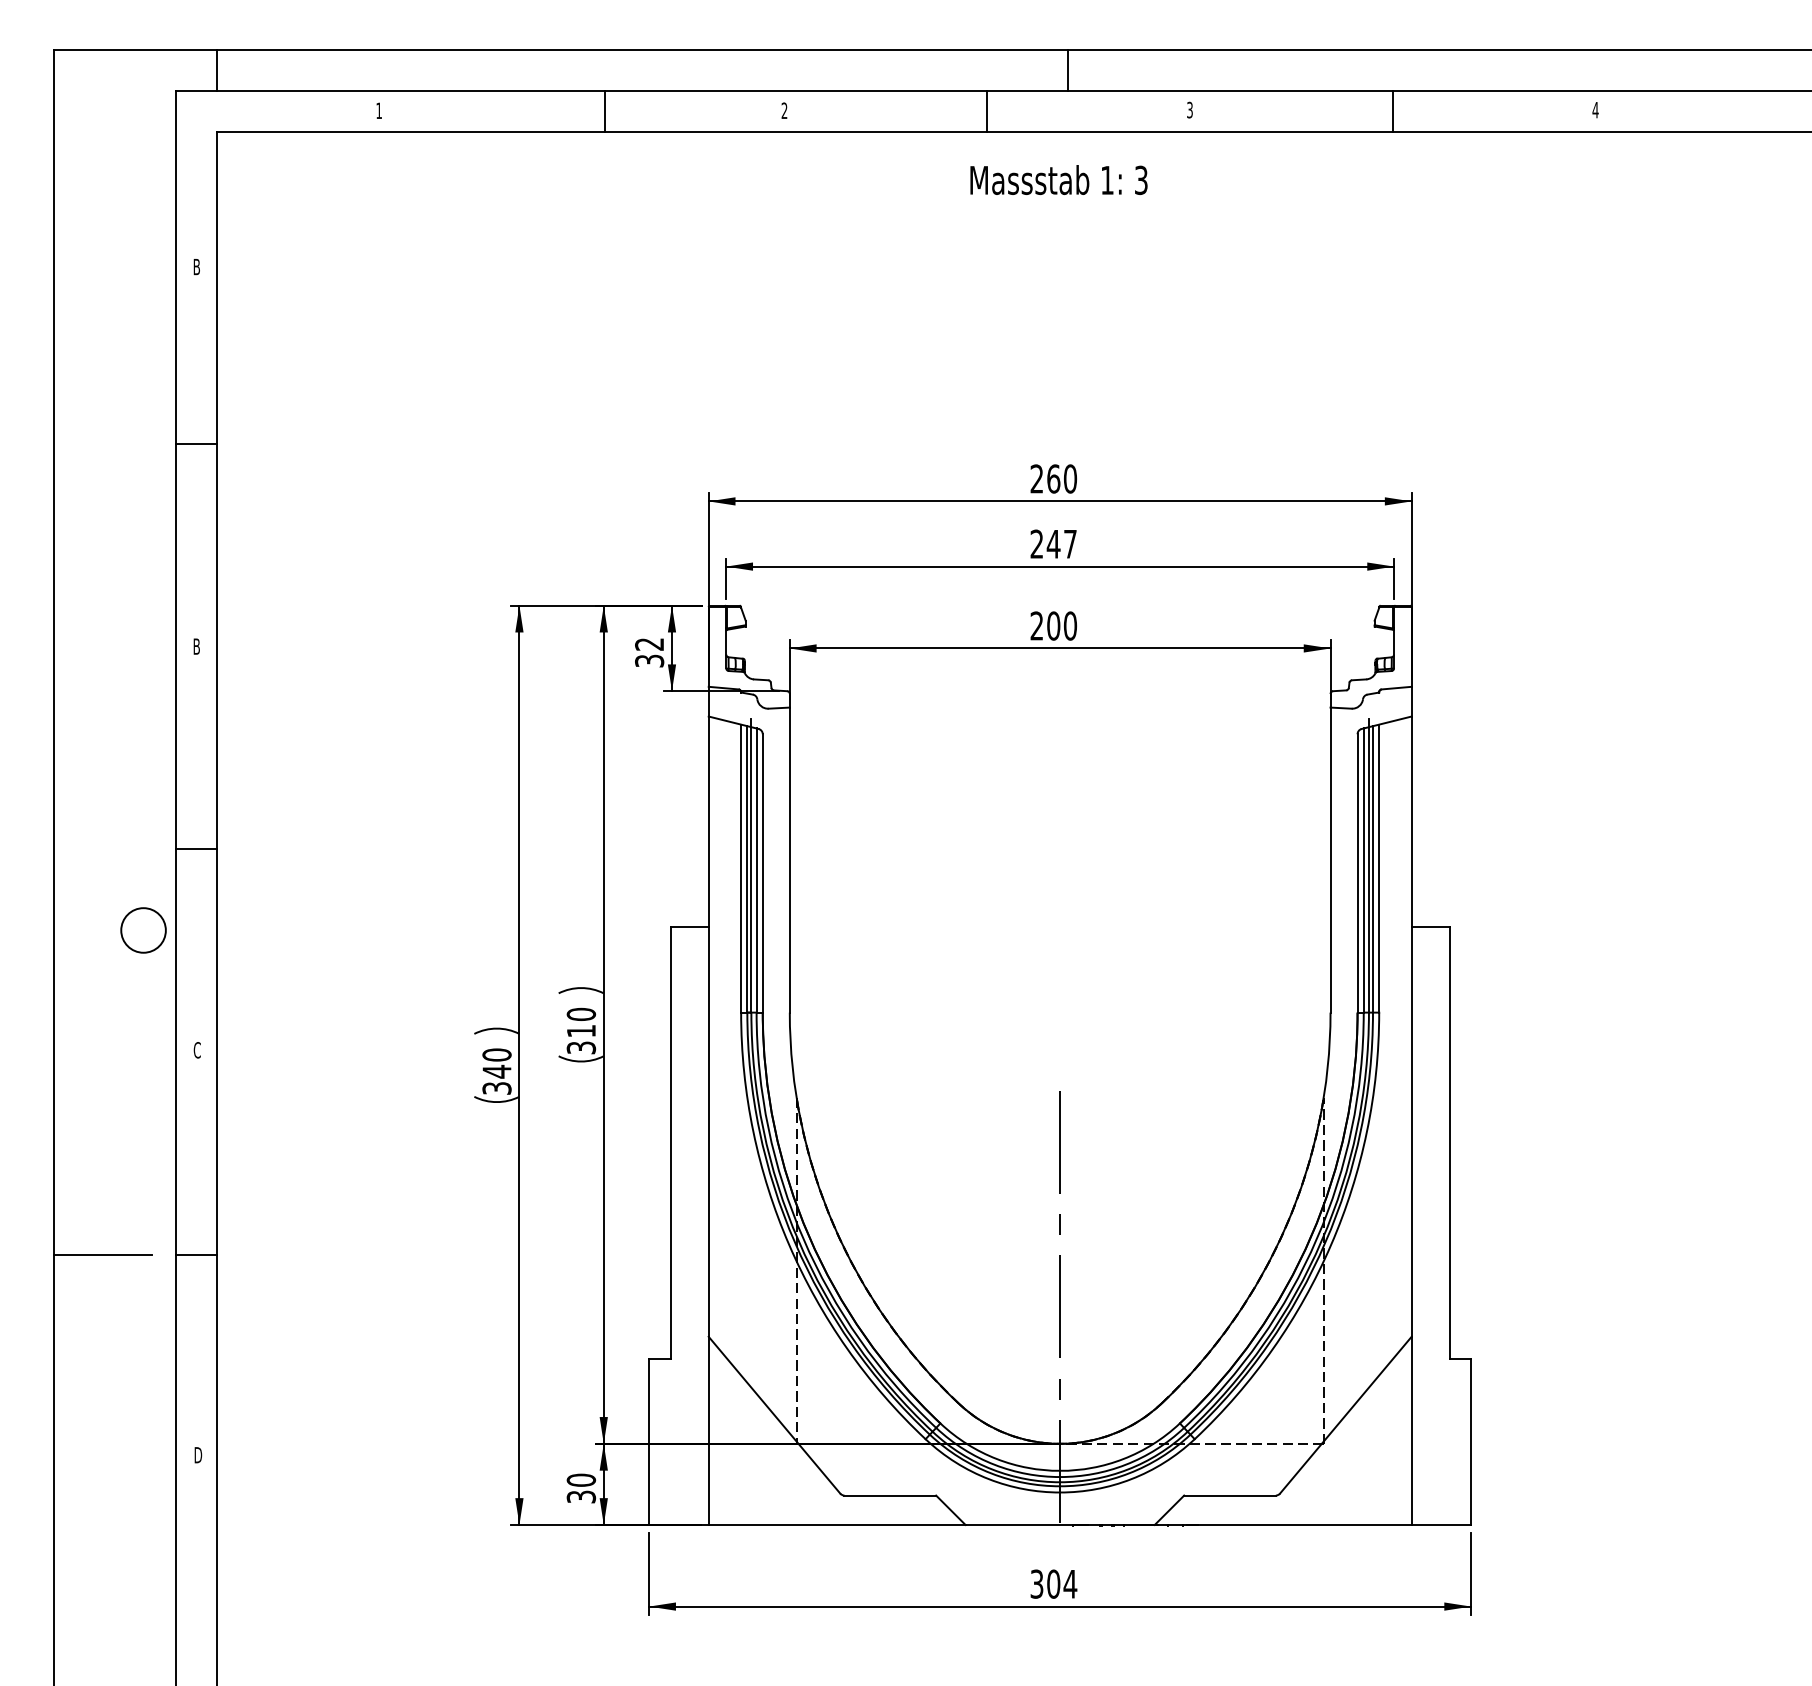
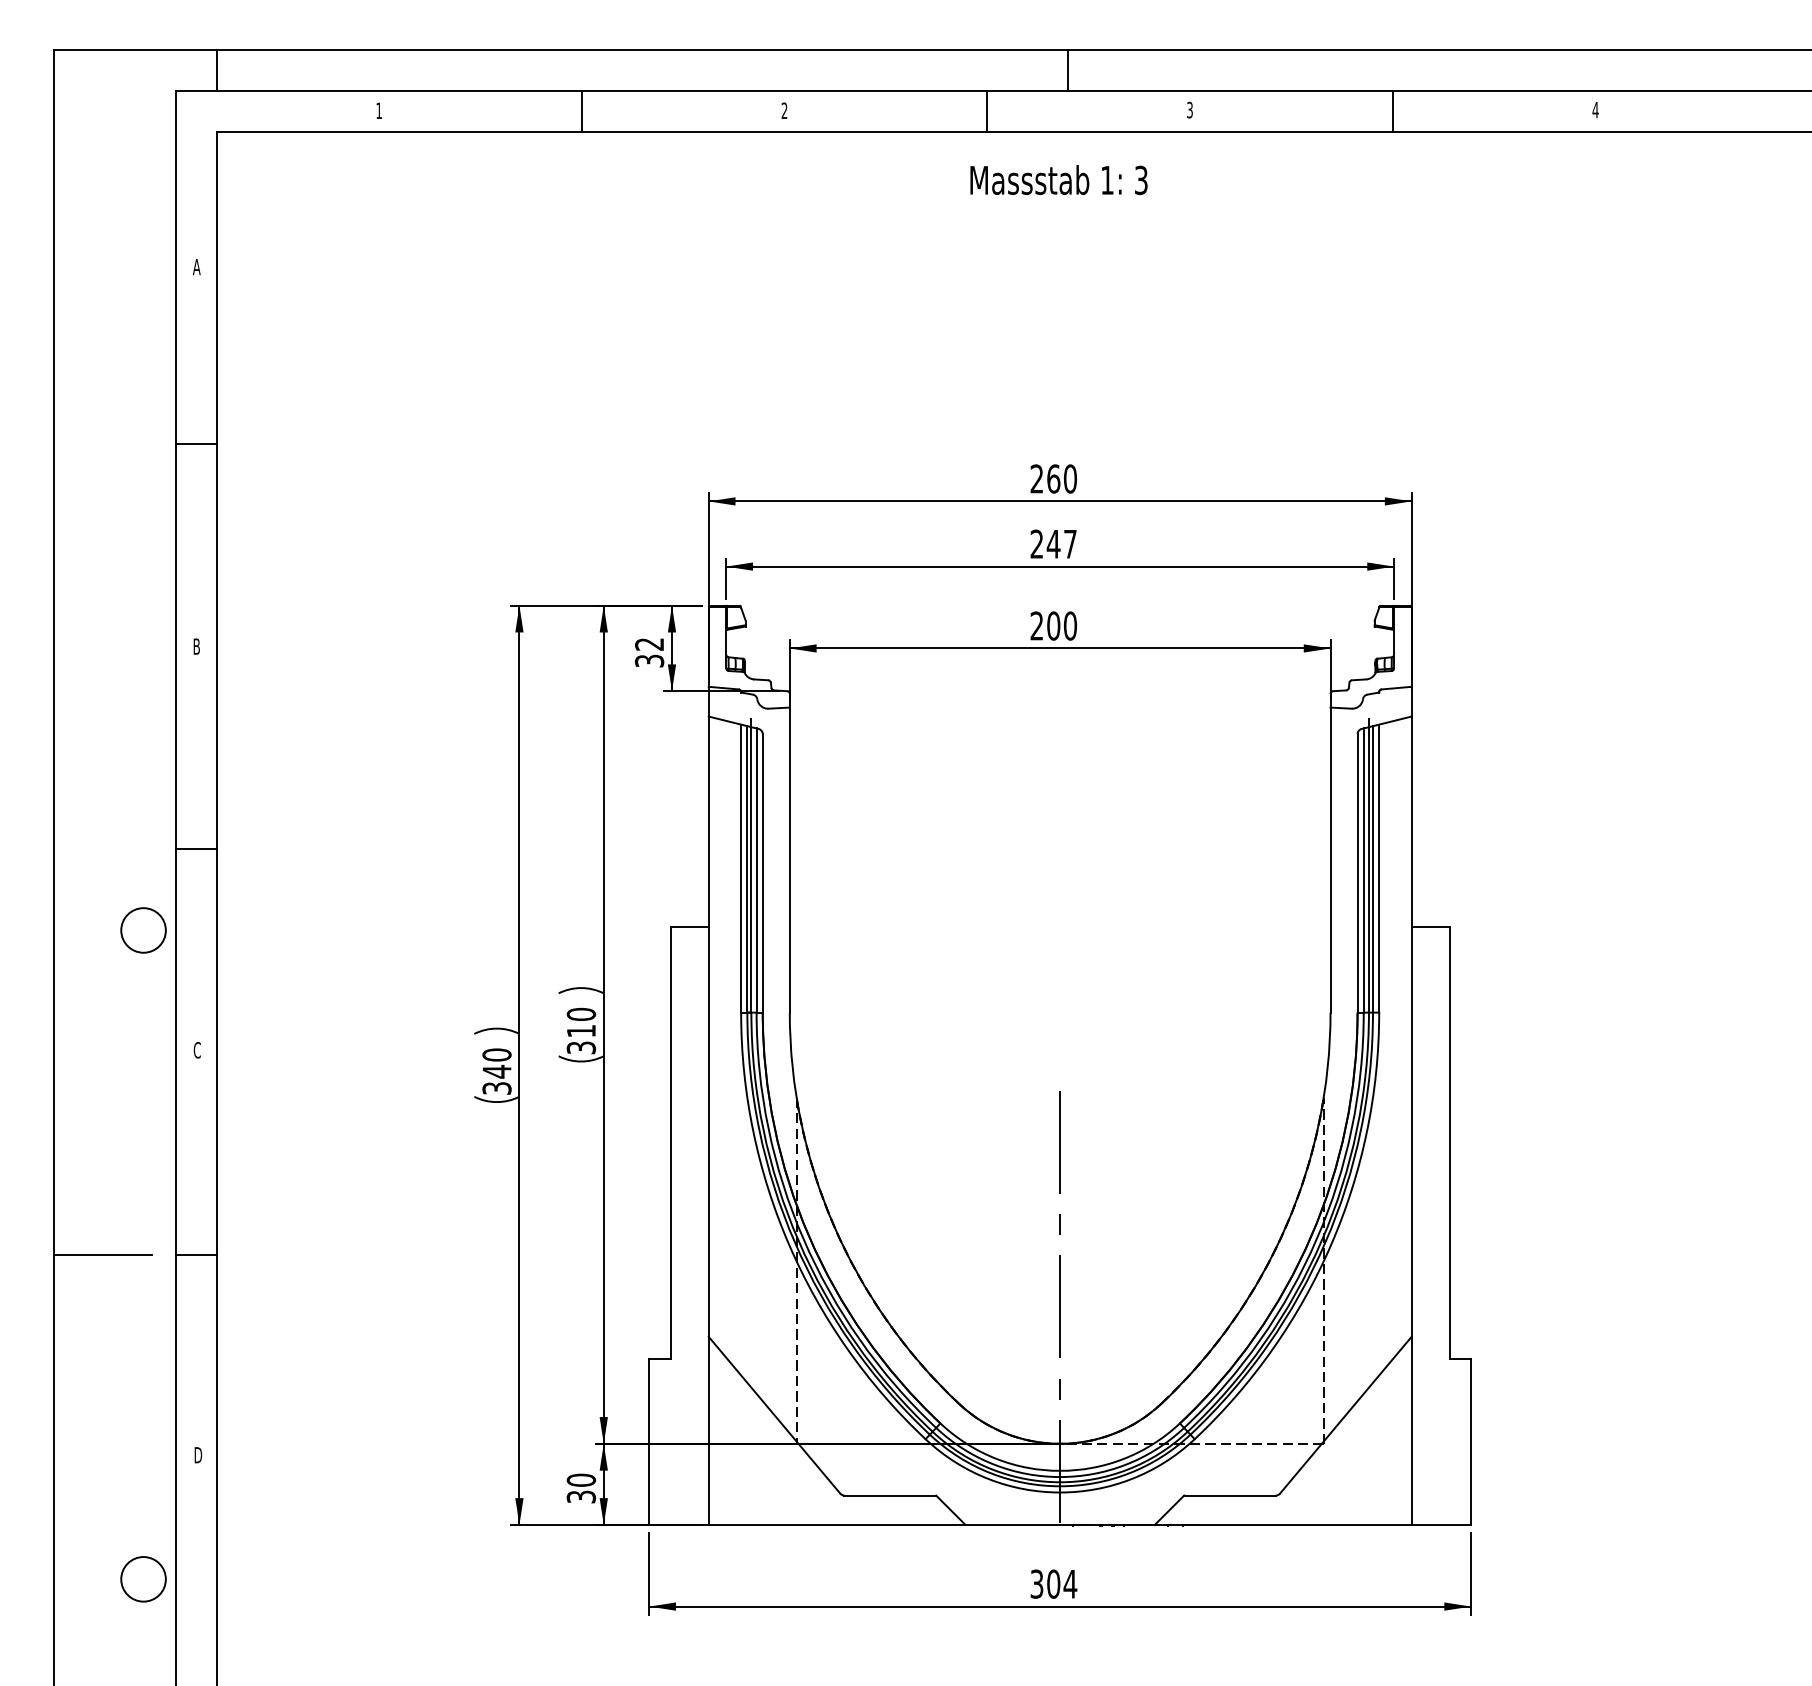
line position: (604, 110) -> (581, 110) (581, 110)
text: B -> A (196, 267)
circle: none -> present (143, 1579)
